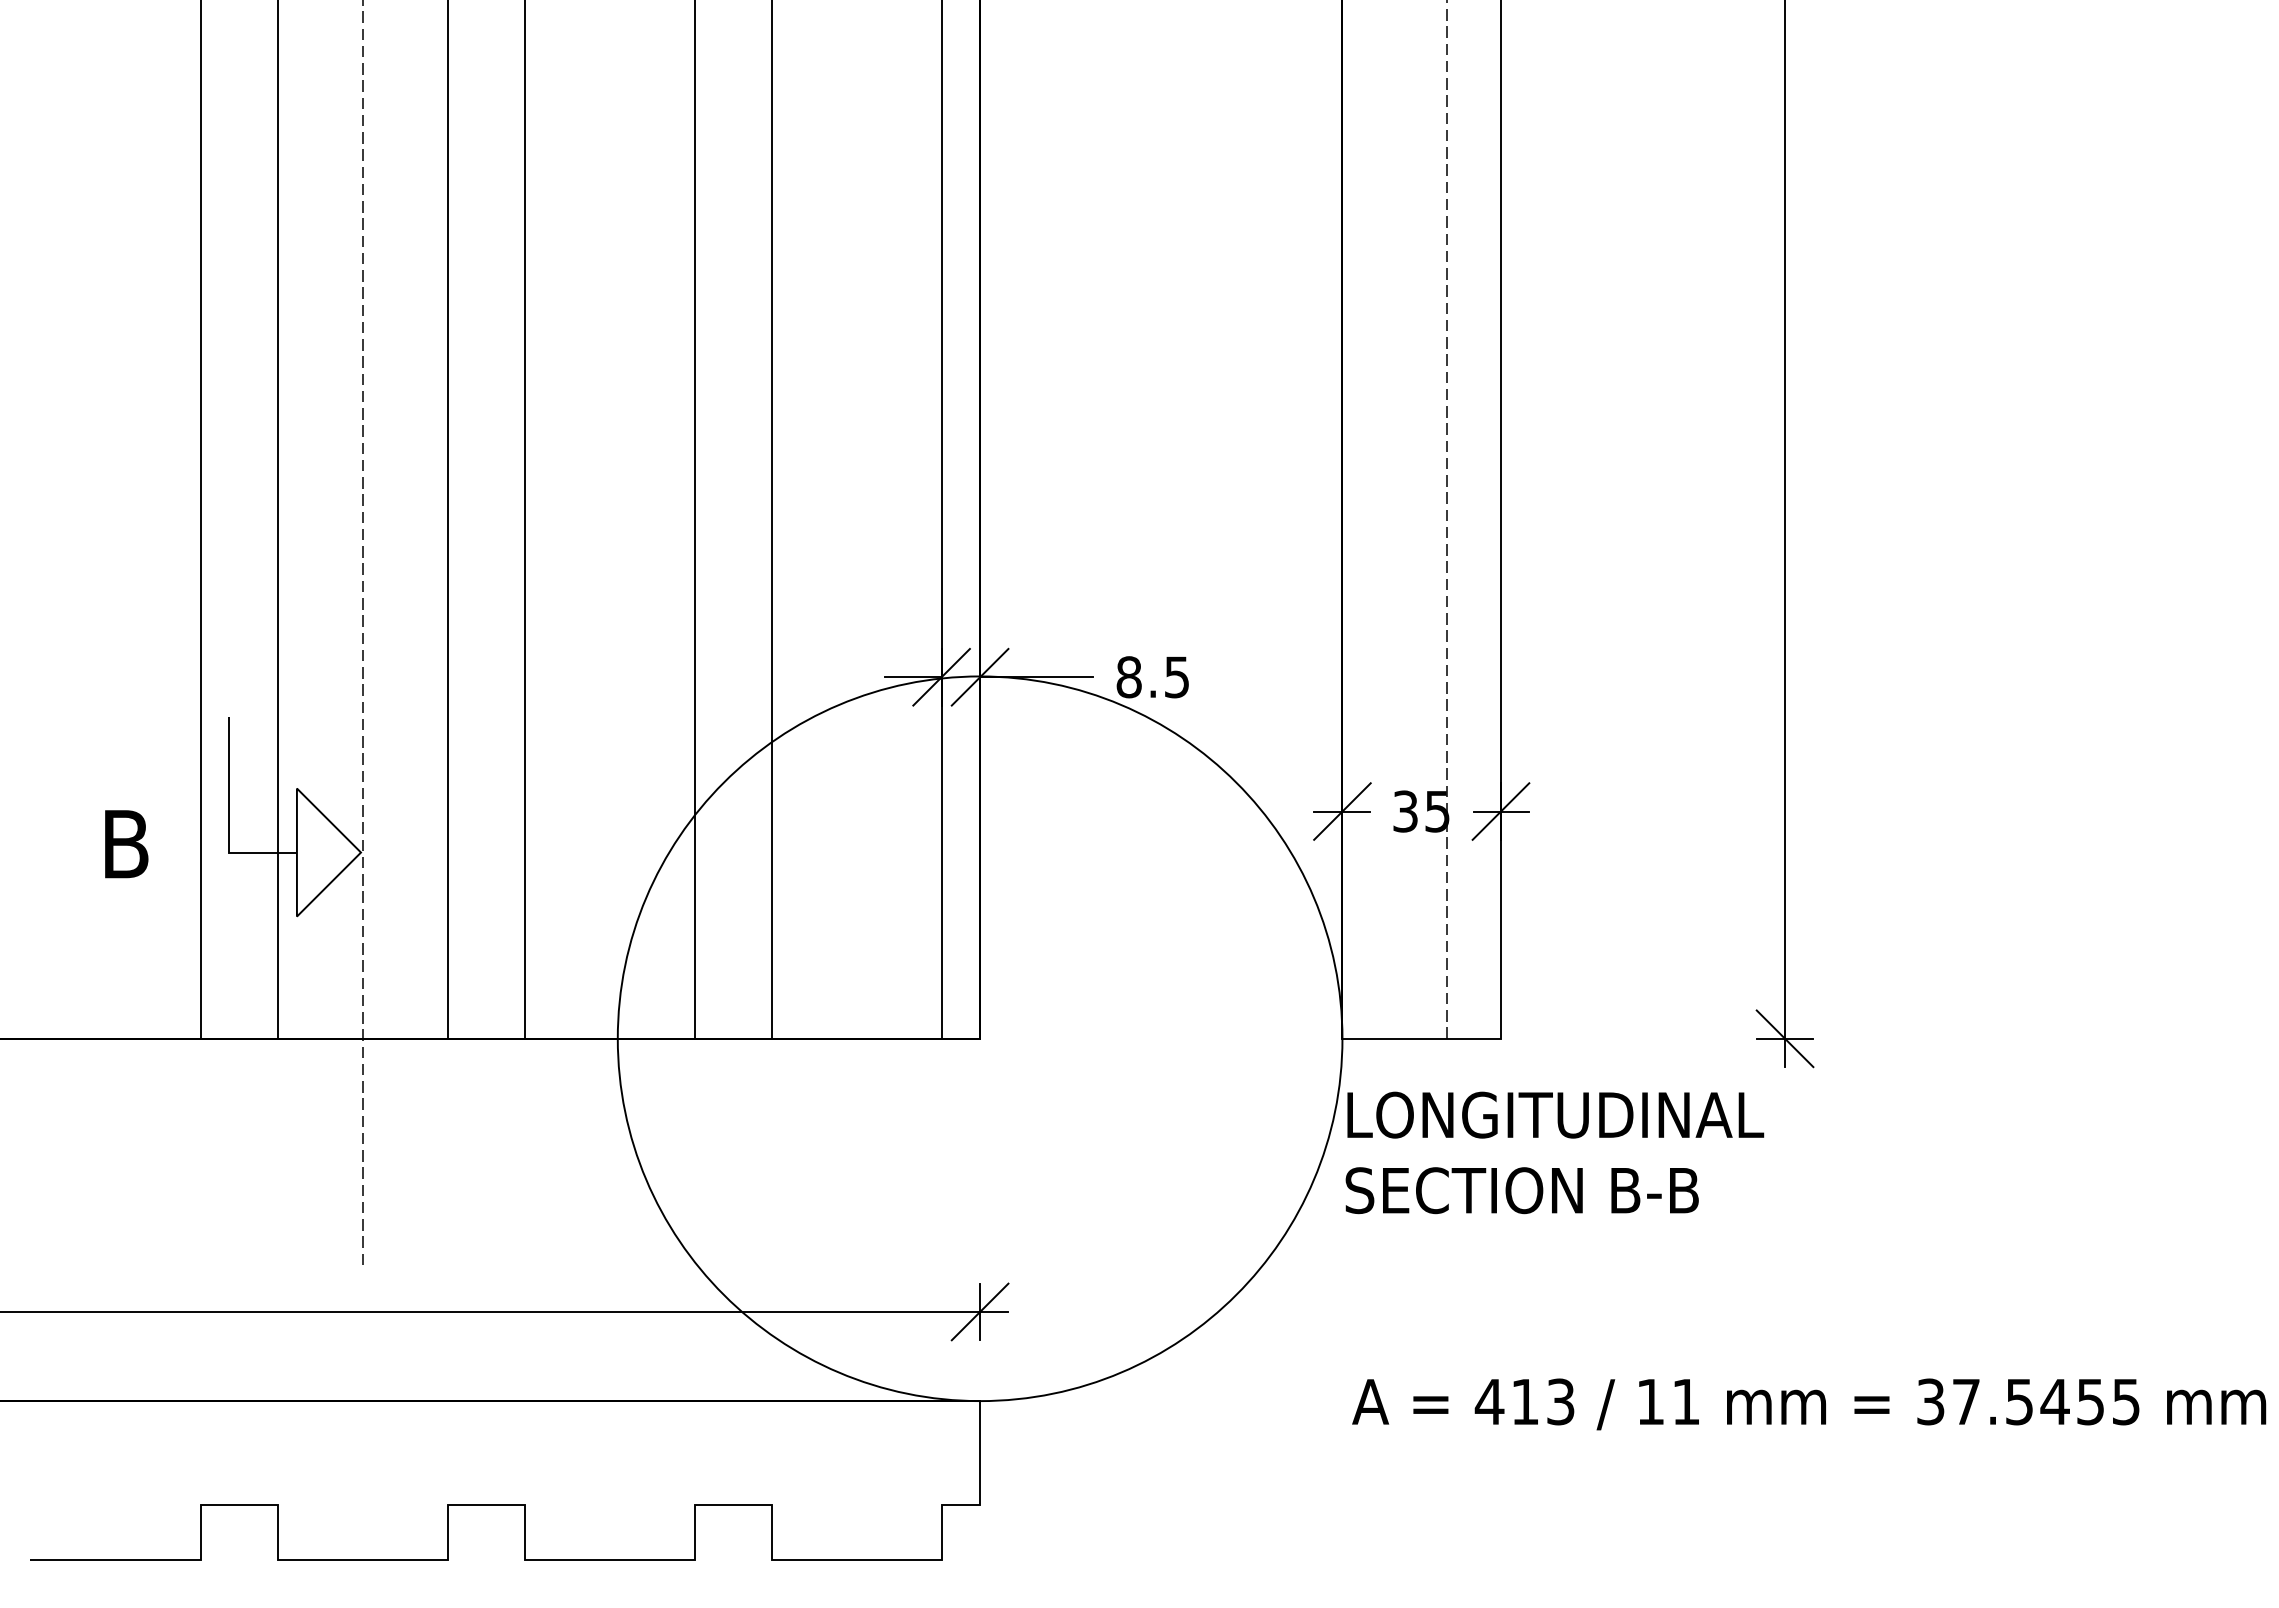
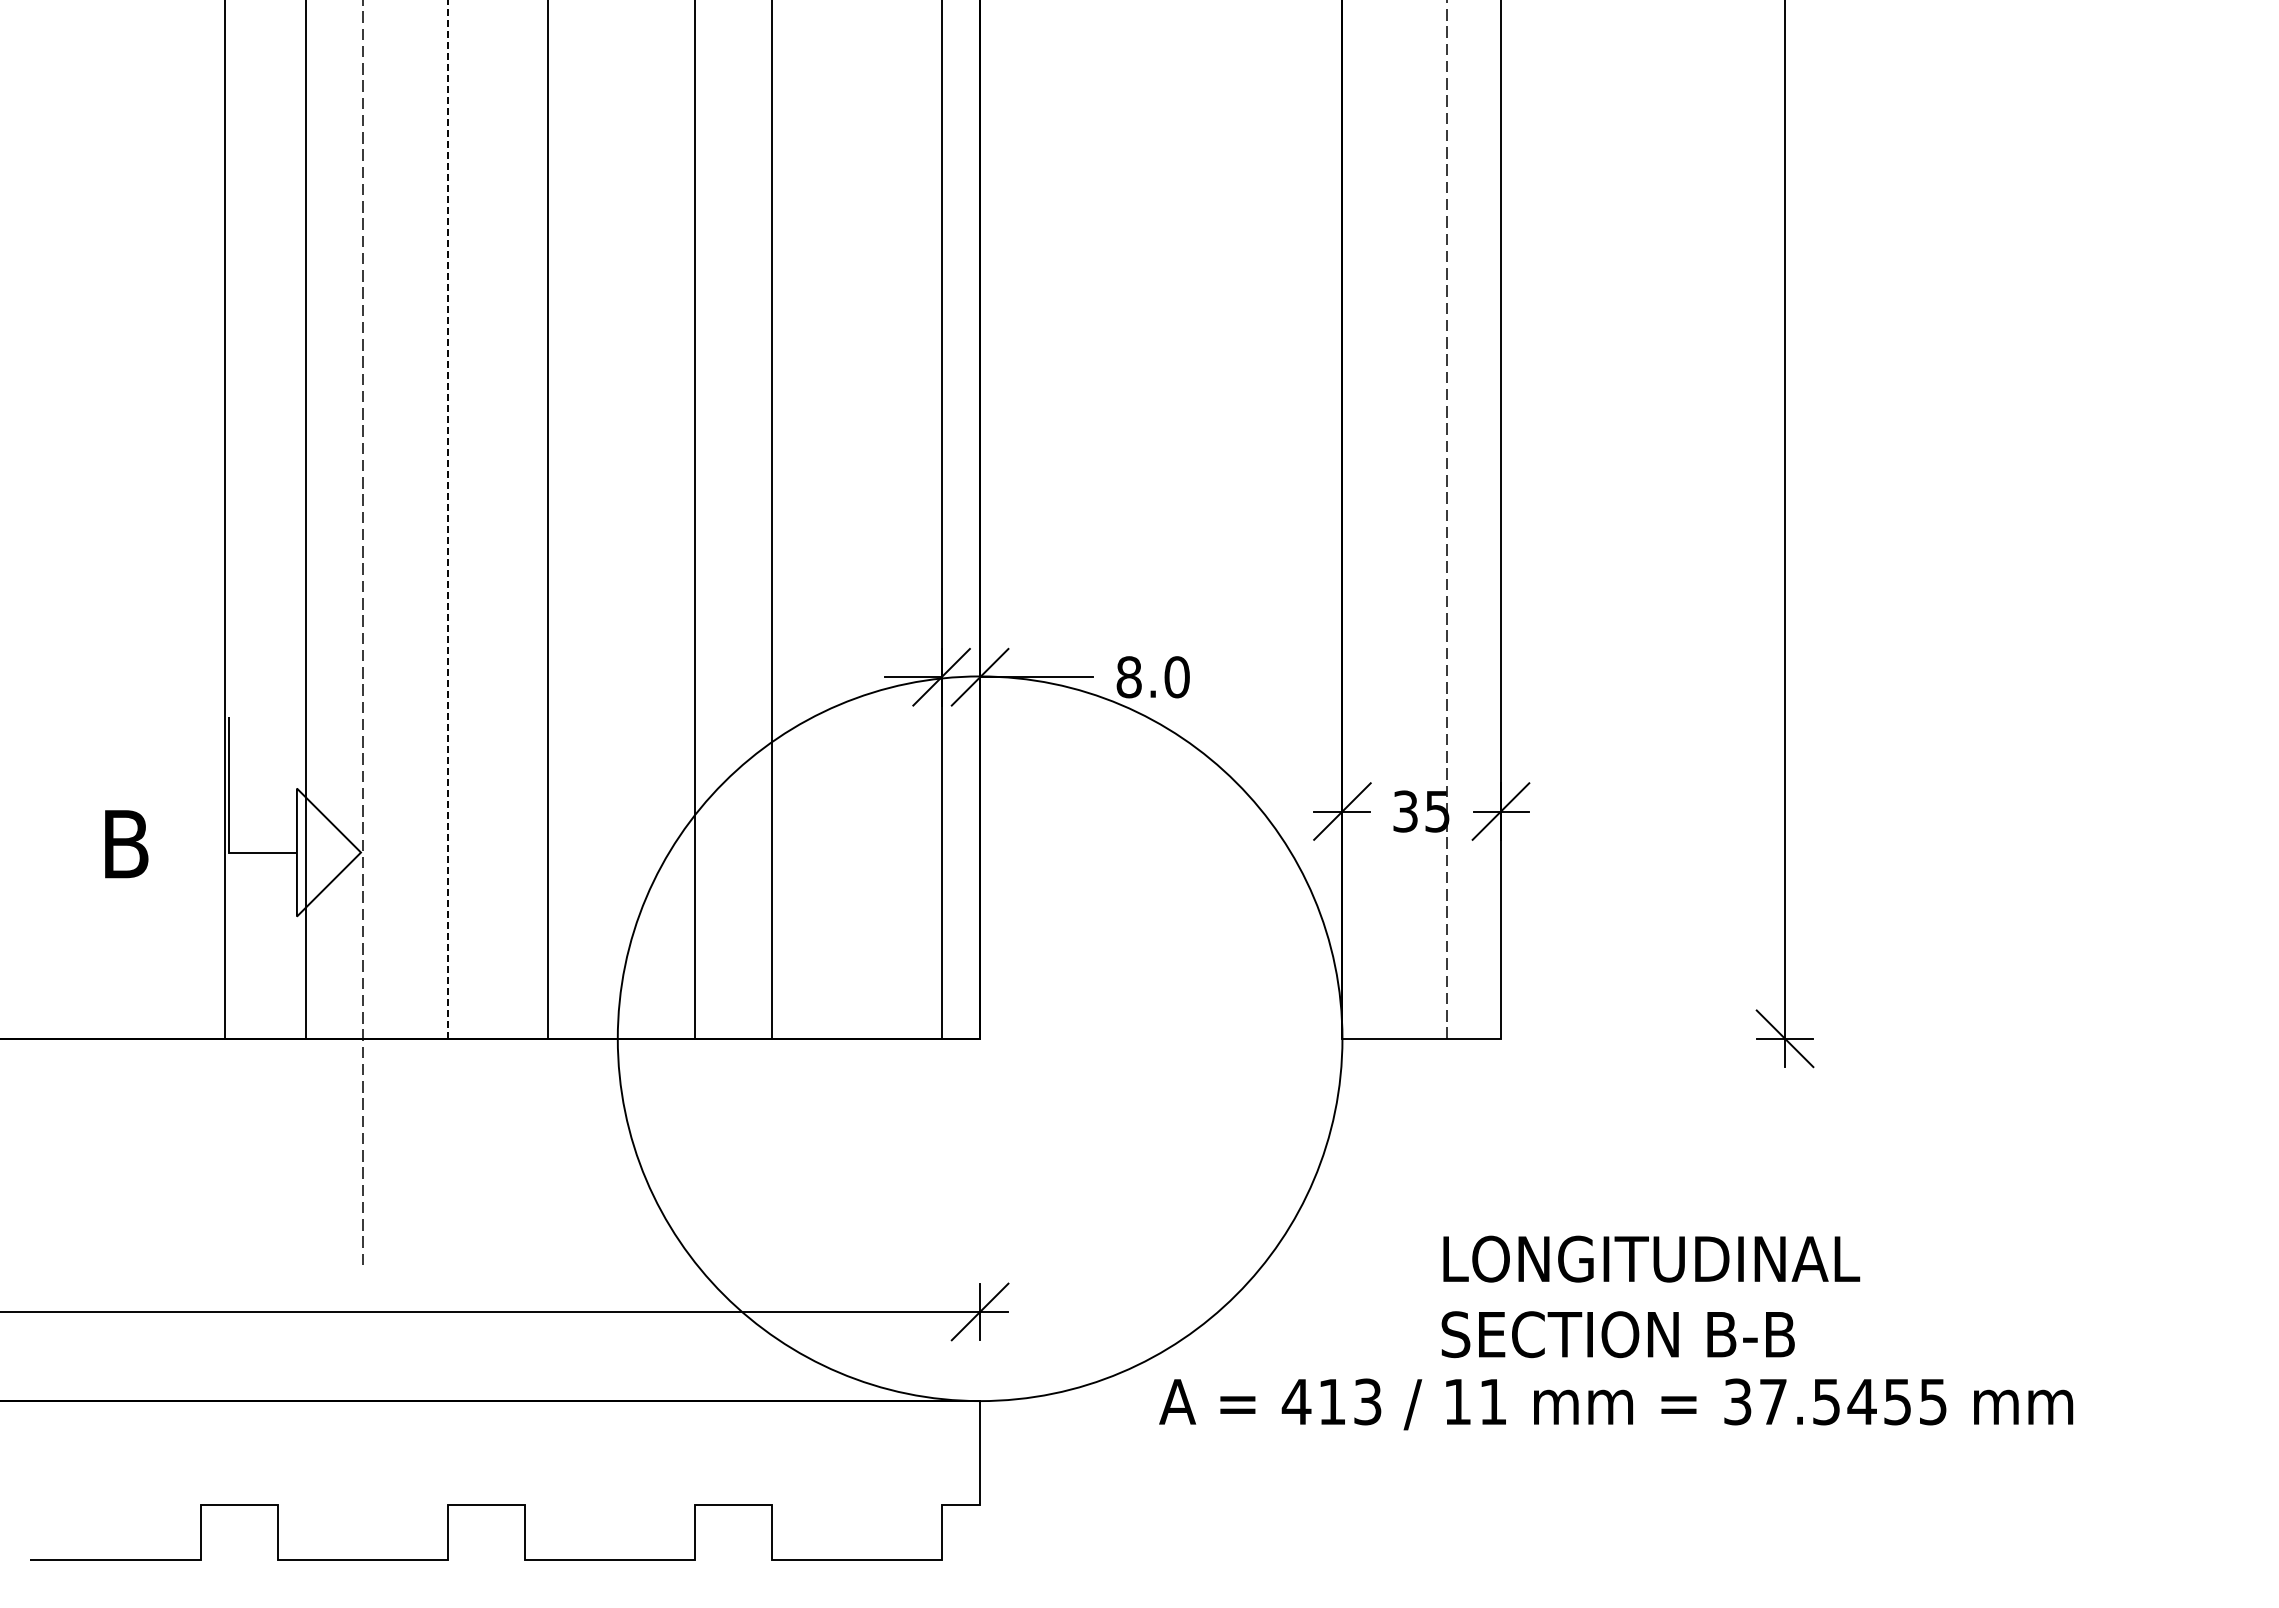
line: solid -> dashed (447, 519)
line position: (200, 520) -> (224, 520) (224, 520)
line position: (277, 520) -> (305, 520) (305, 520)
line position: (524, 520) -> (547, 520) (547, 520)
text: 8.5 -> 8.0 (1176, 677)
text position: (1554, 1152) -> (1650, 1296) (1650, 1296)
text position: (1809, 1404) -> (1616, 1404) (1616, 1404)
